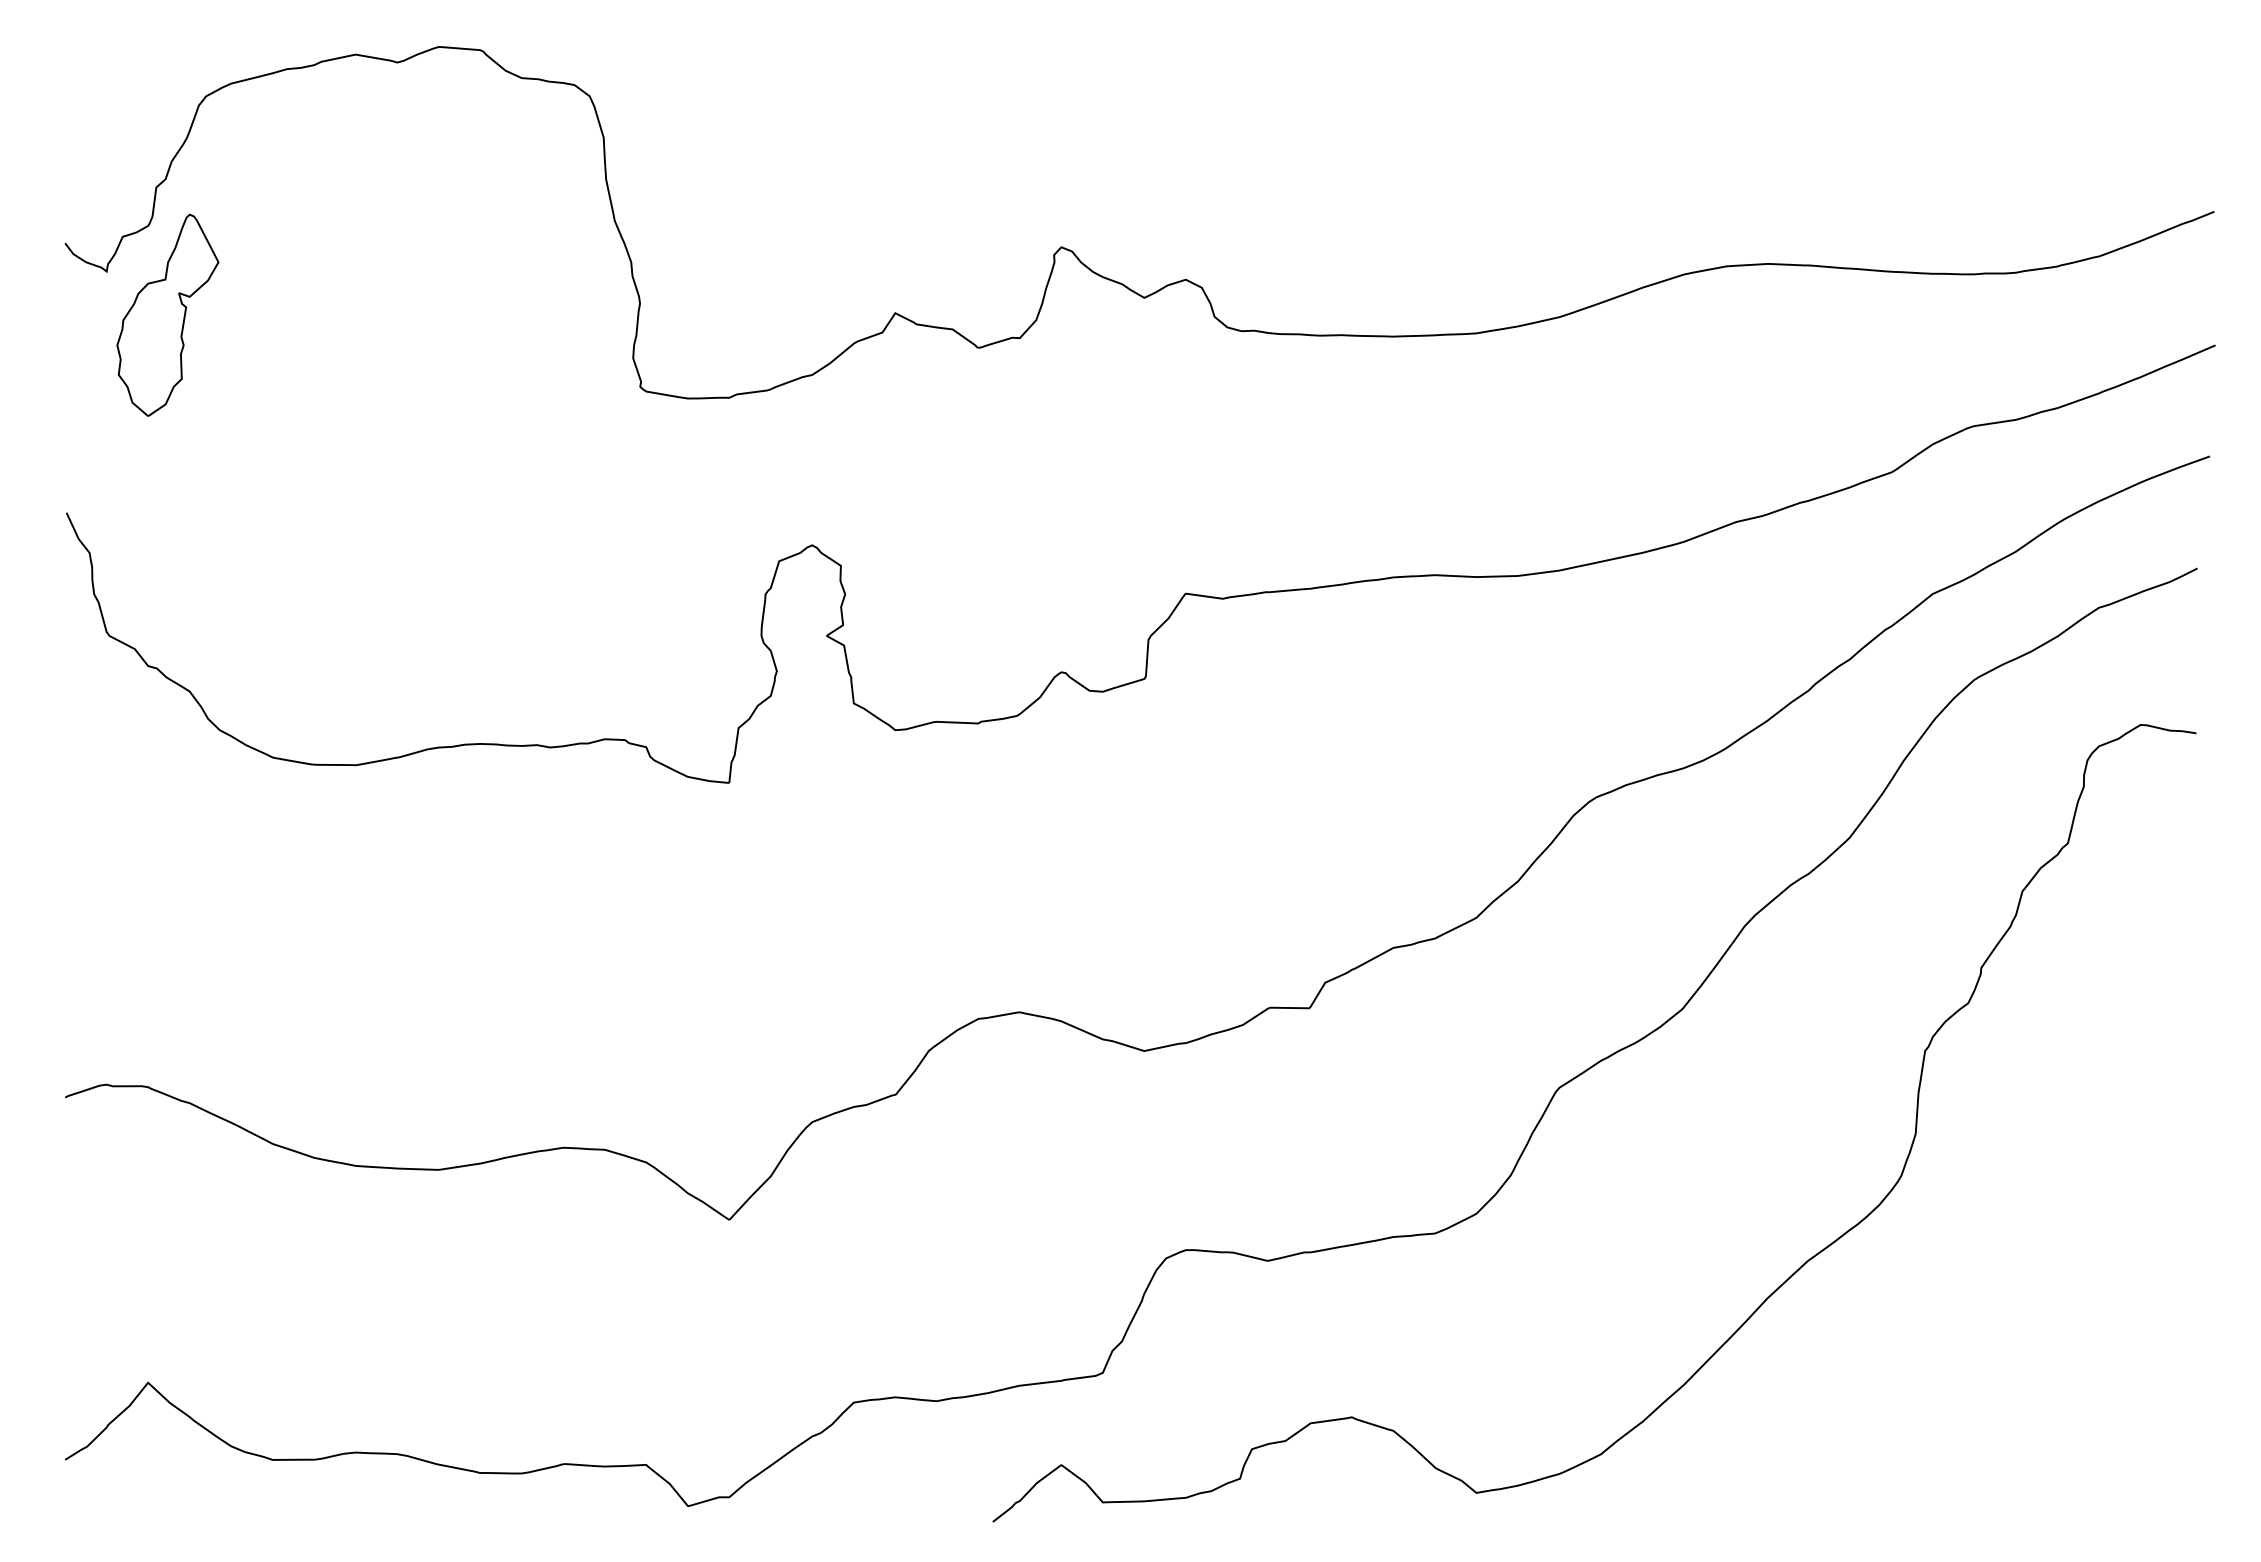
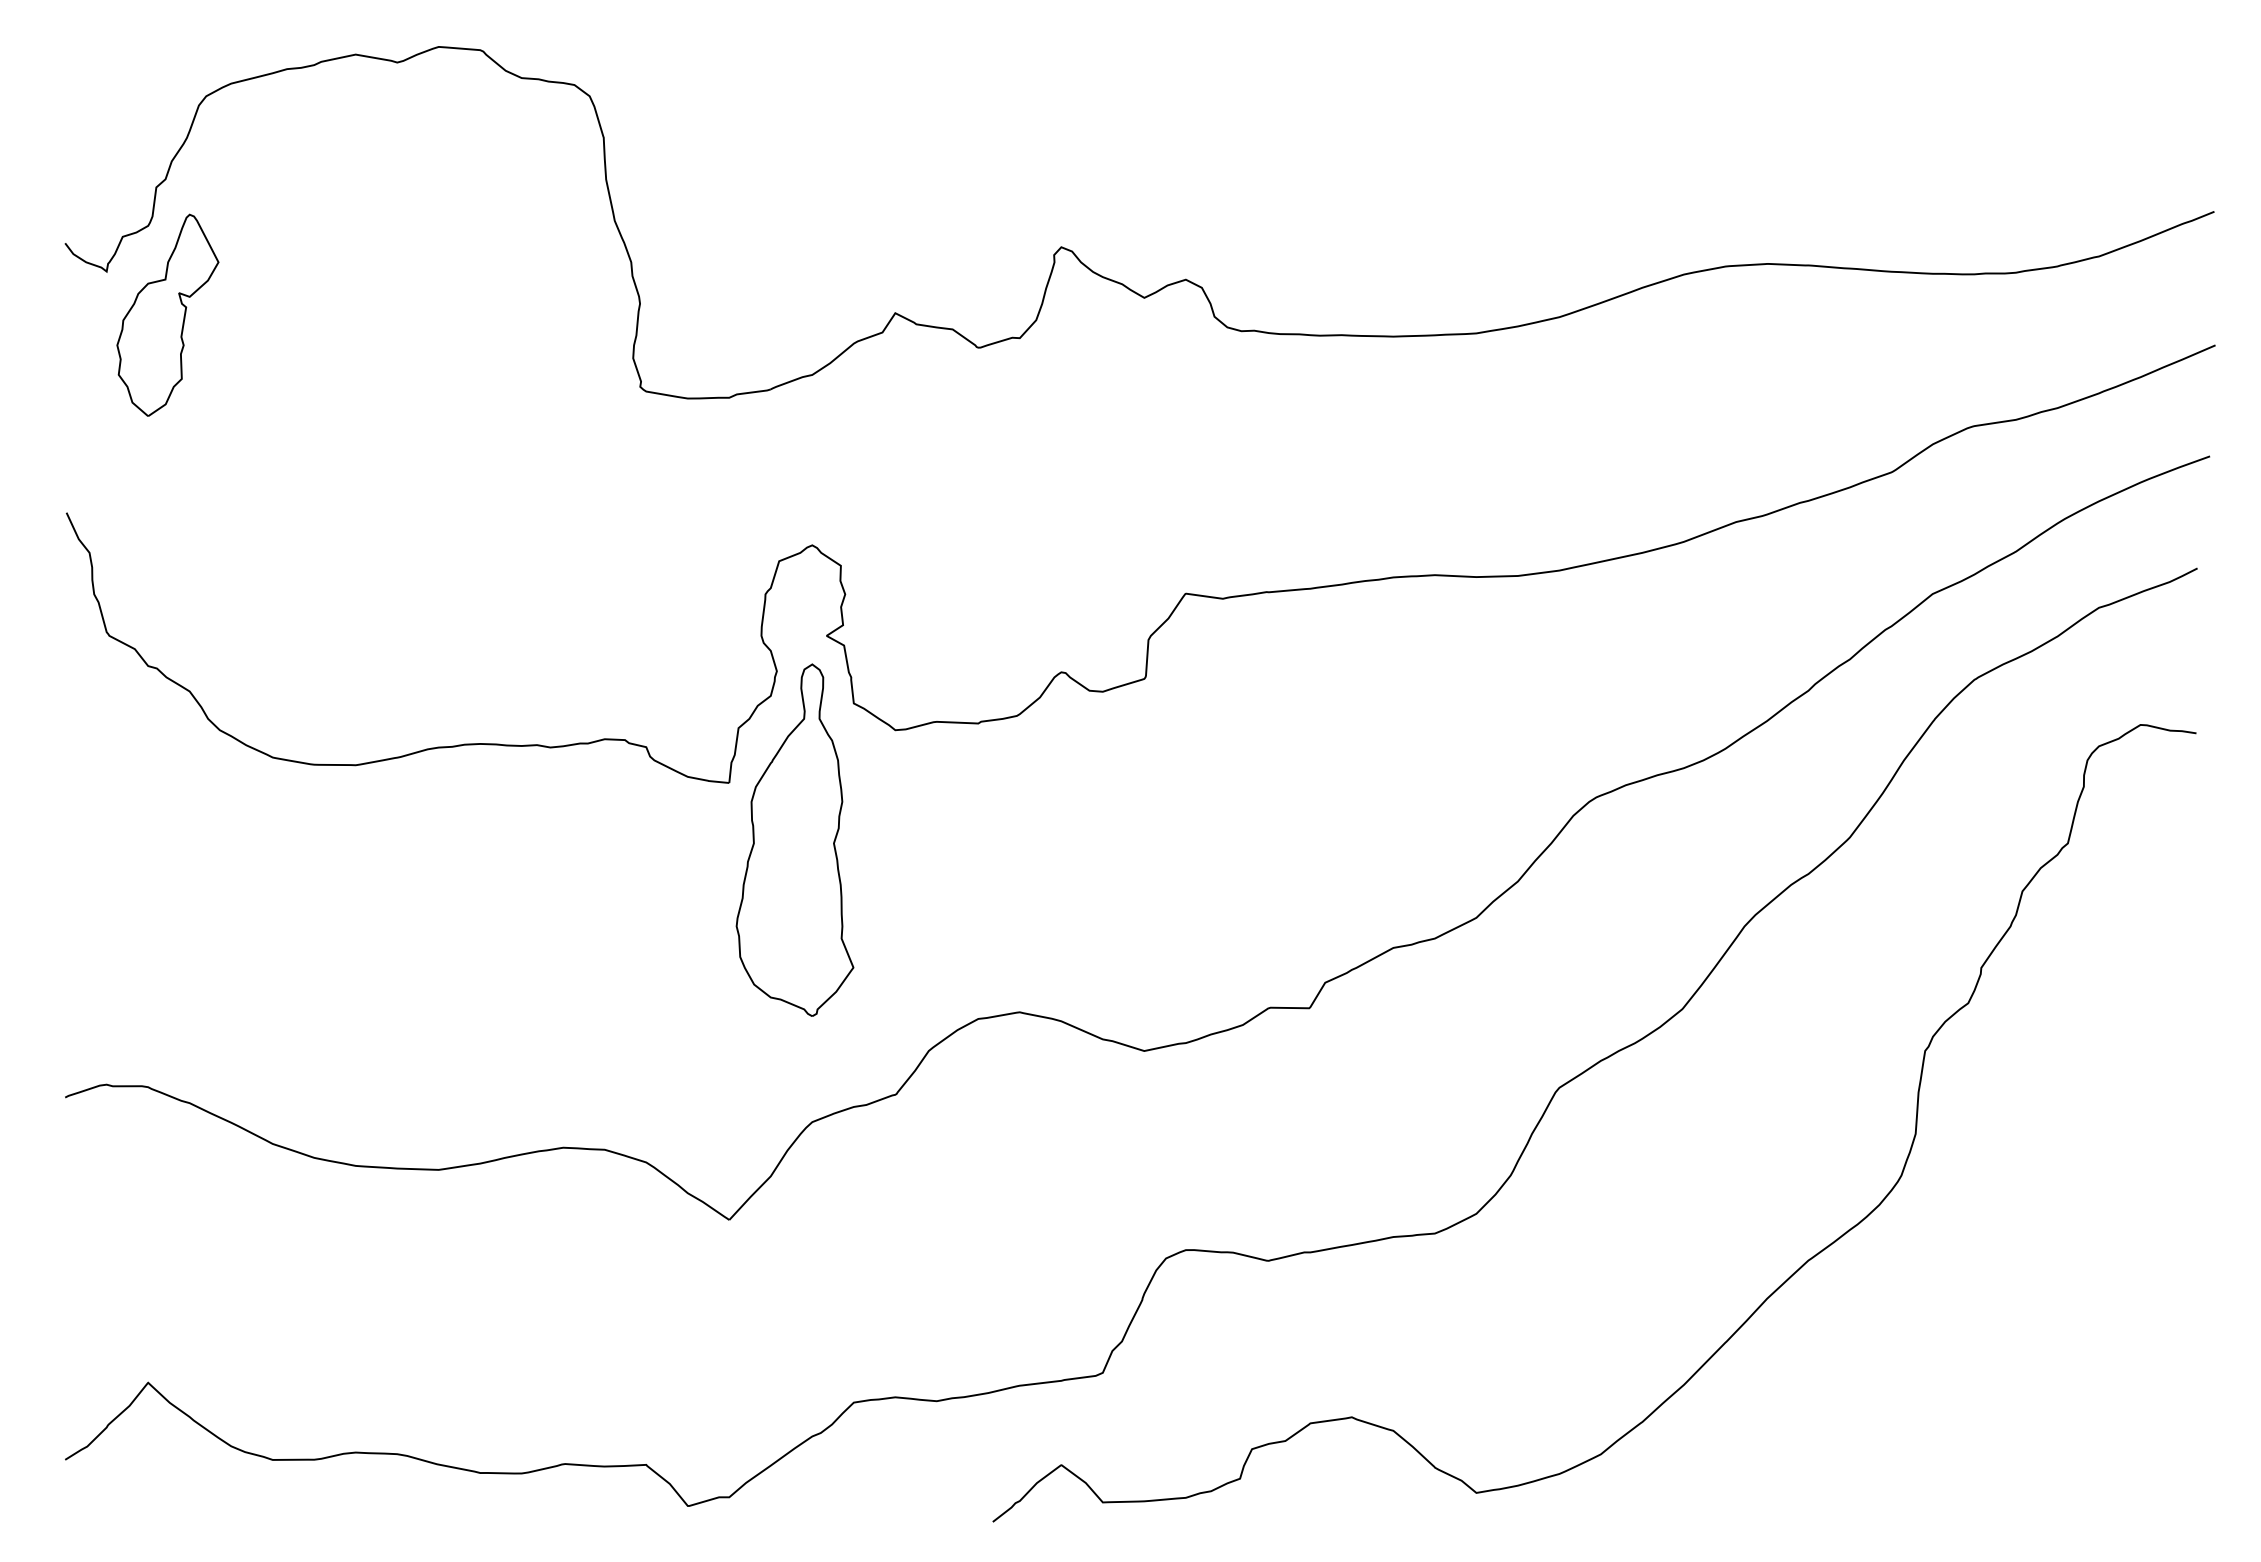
part: none -> present (794, 839)
